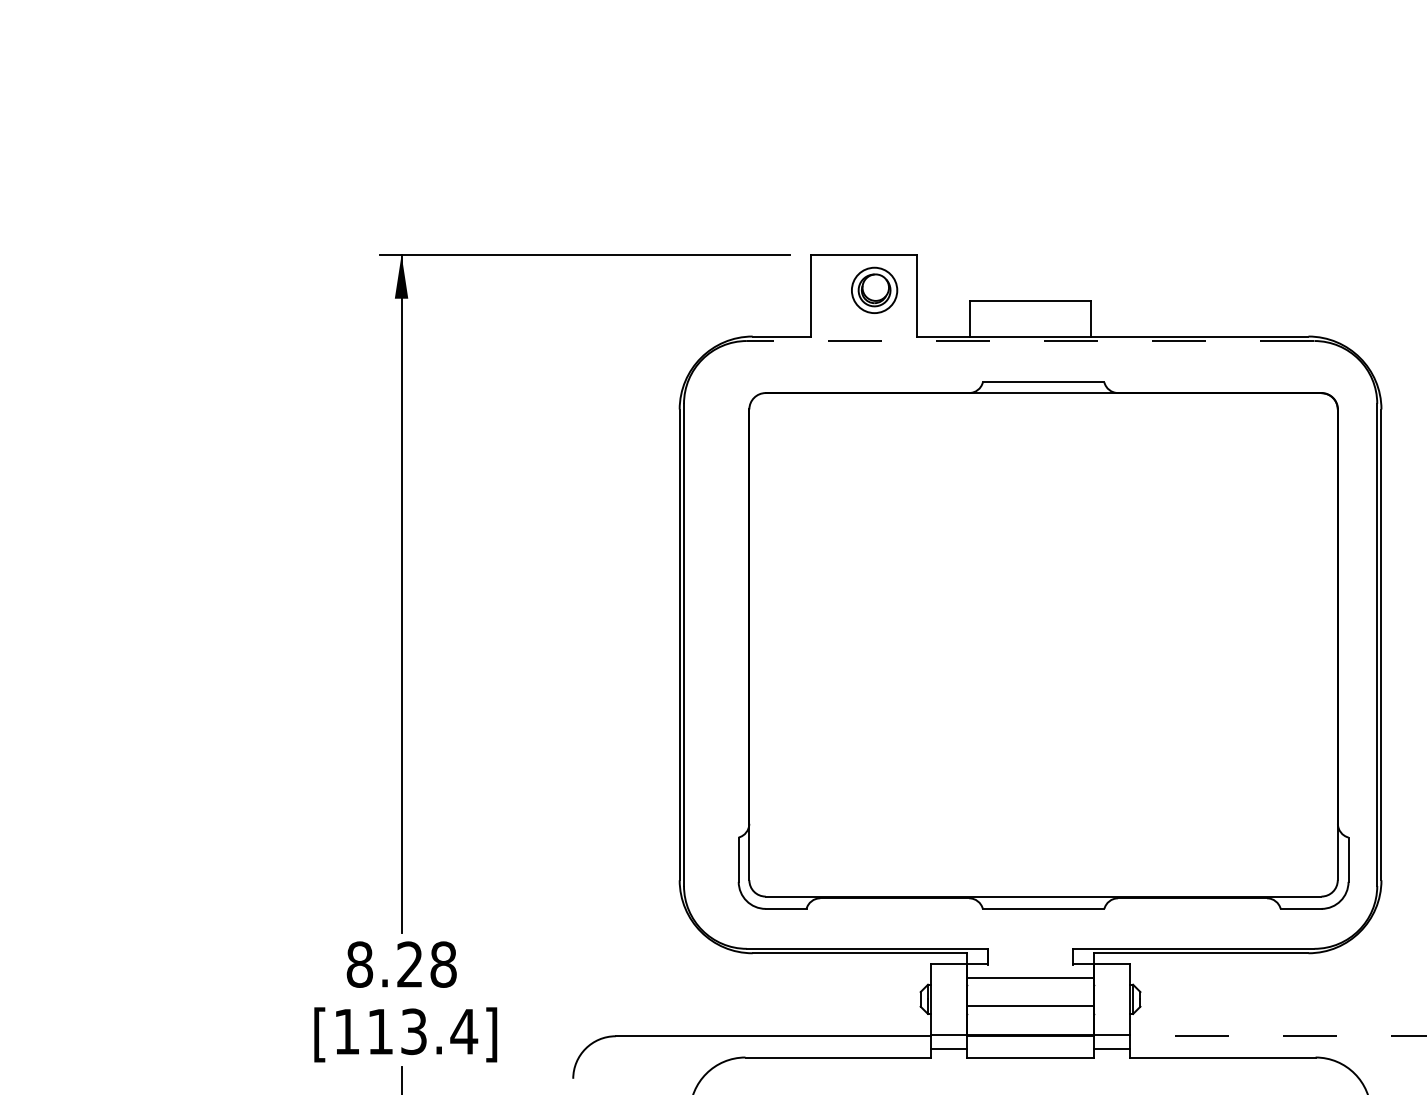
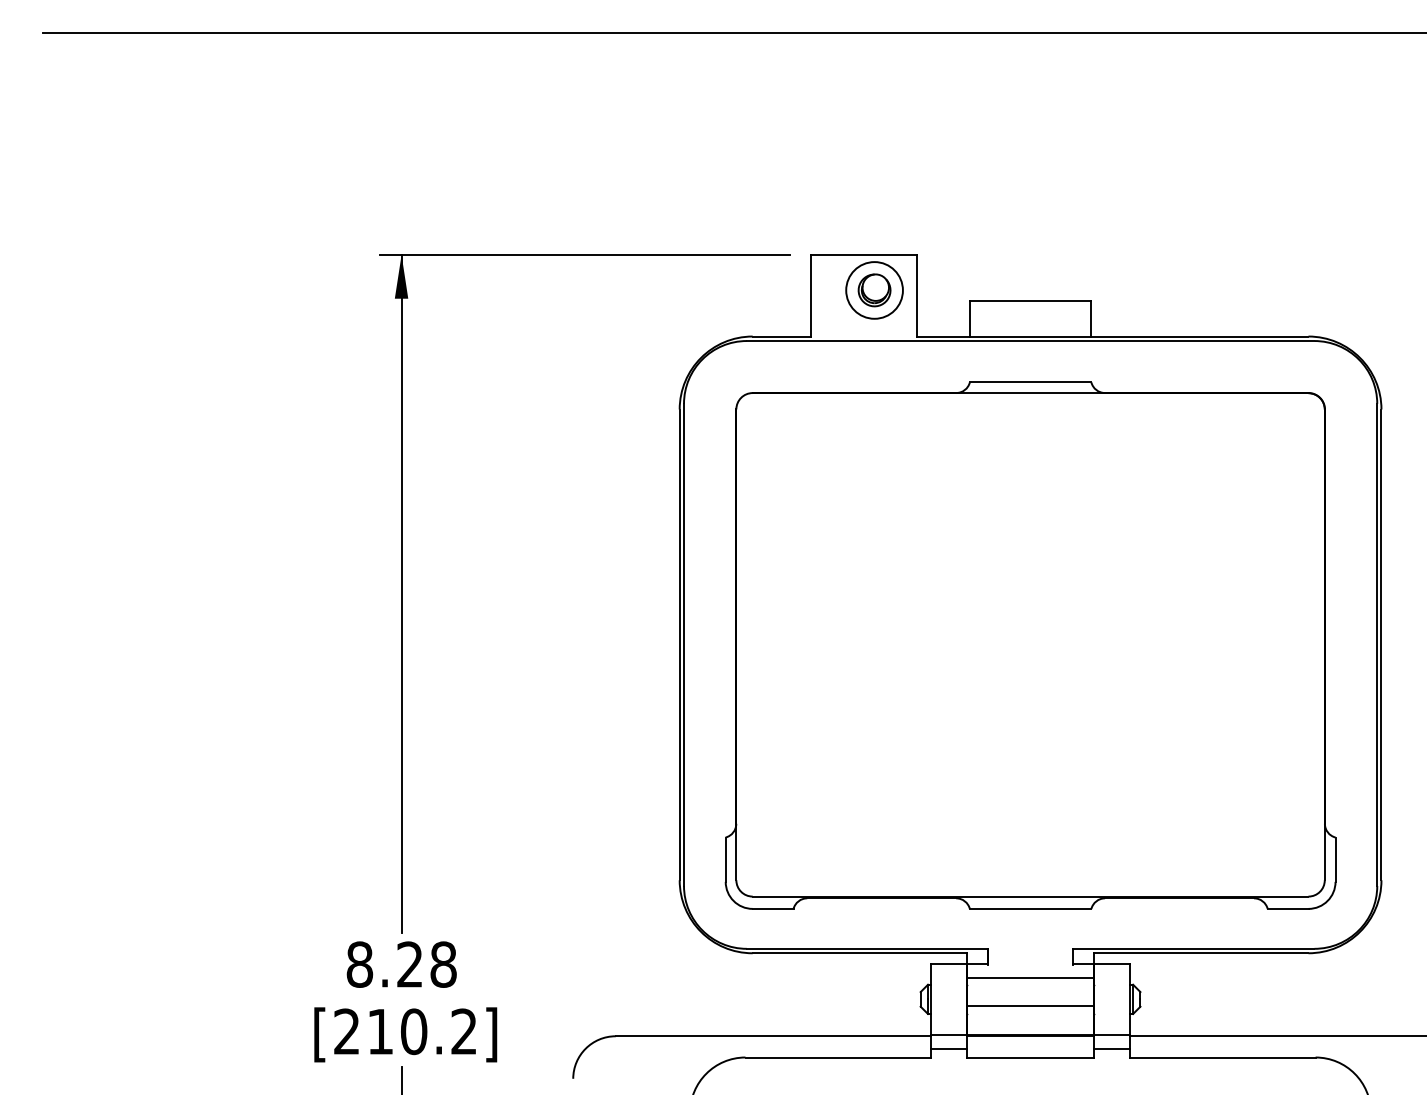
line: none -> present (732, 33)
circle diameter: 45 px -> 57 px (874, 290)
line: dashed -> solid (1030, 341)
part position: (1043, 645) -> (1030, 645) (1030, 645)
text: [113.4] -> [210.2] (406, 1031)
line: dashed -> solid (1277, 1036)
